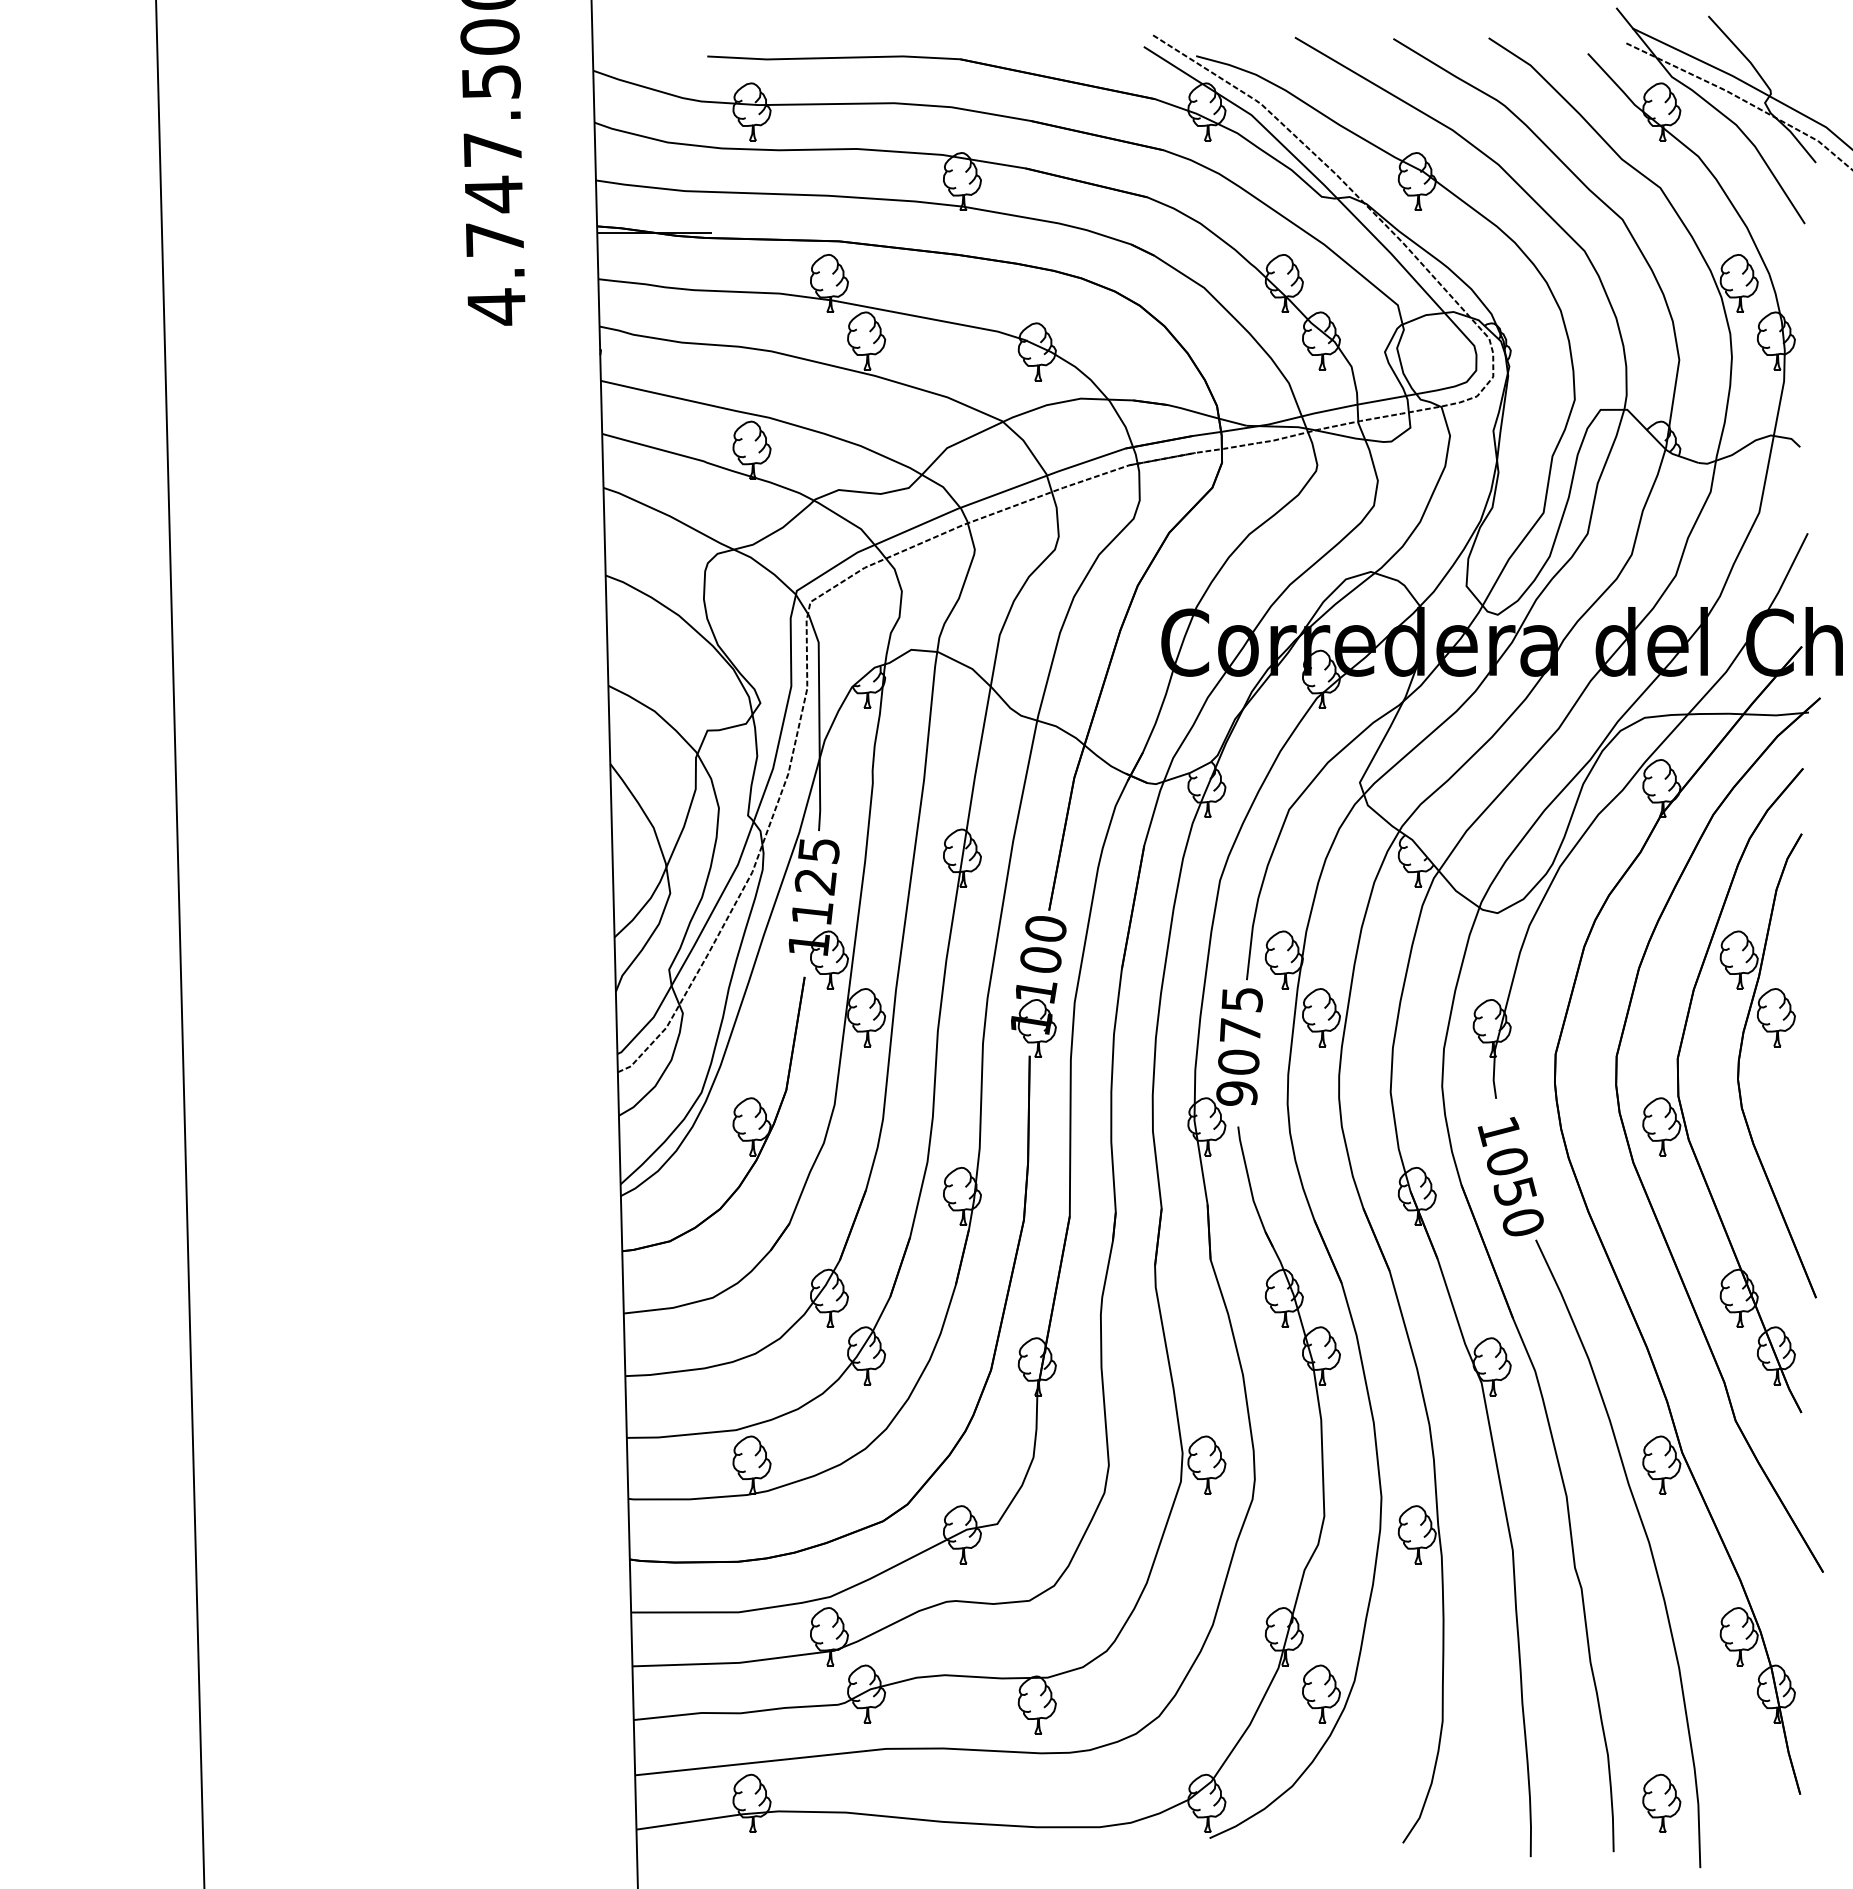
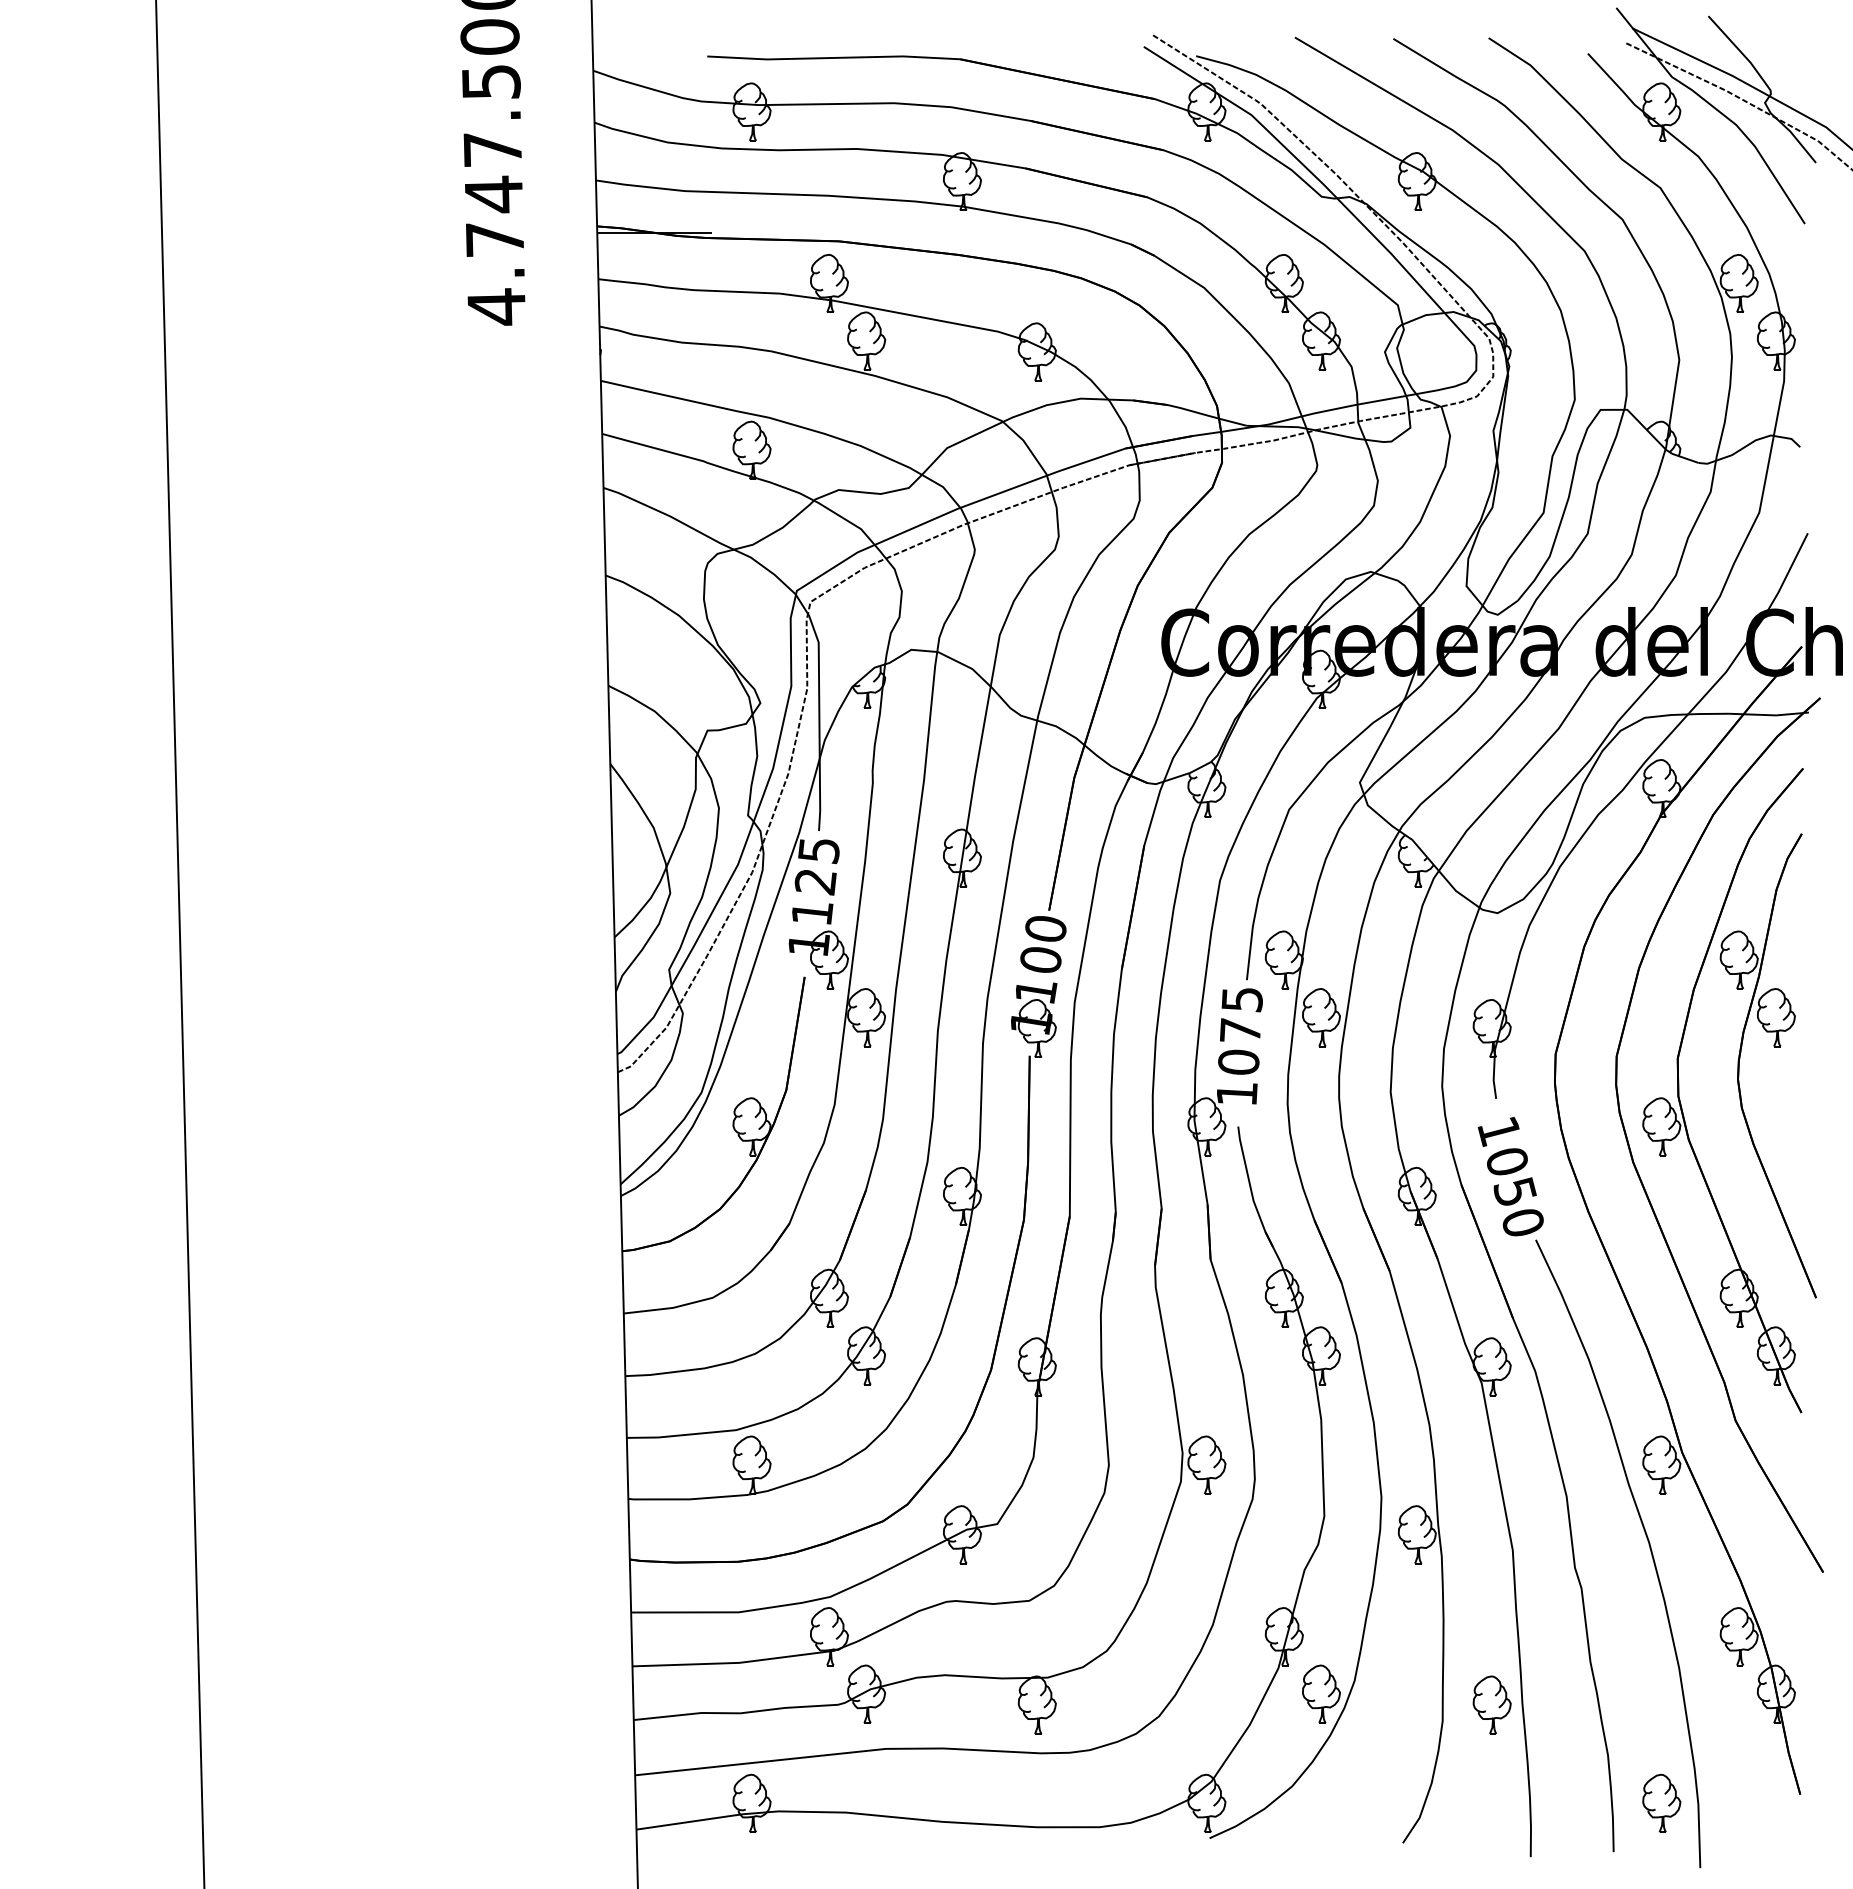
text: 9075 -> 1075 (1236, 1093)
part: none -> present (1491, 1704)
